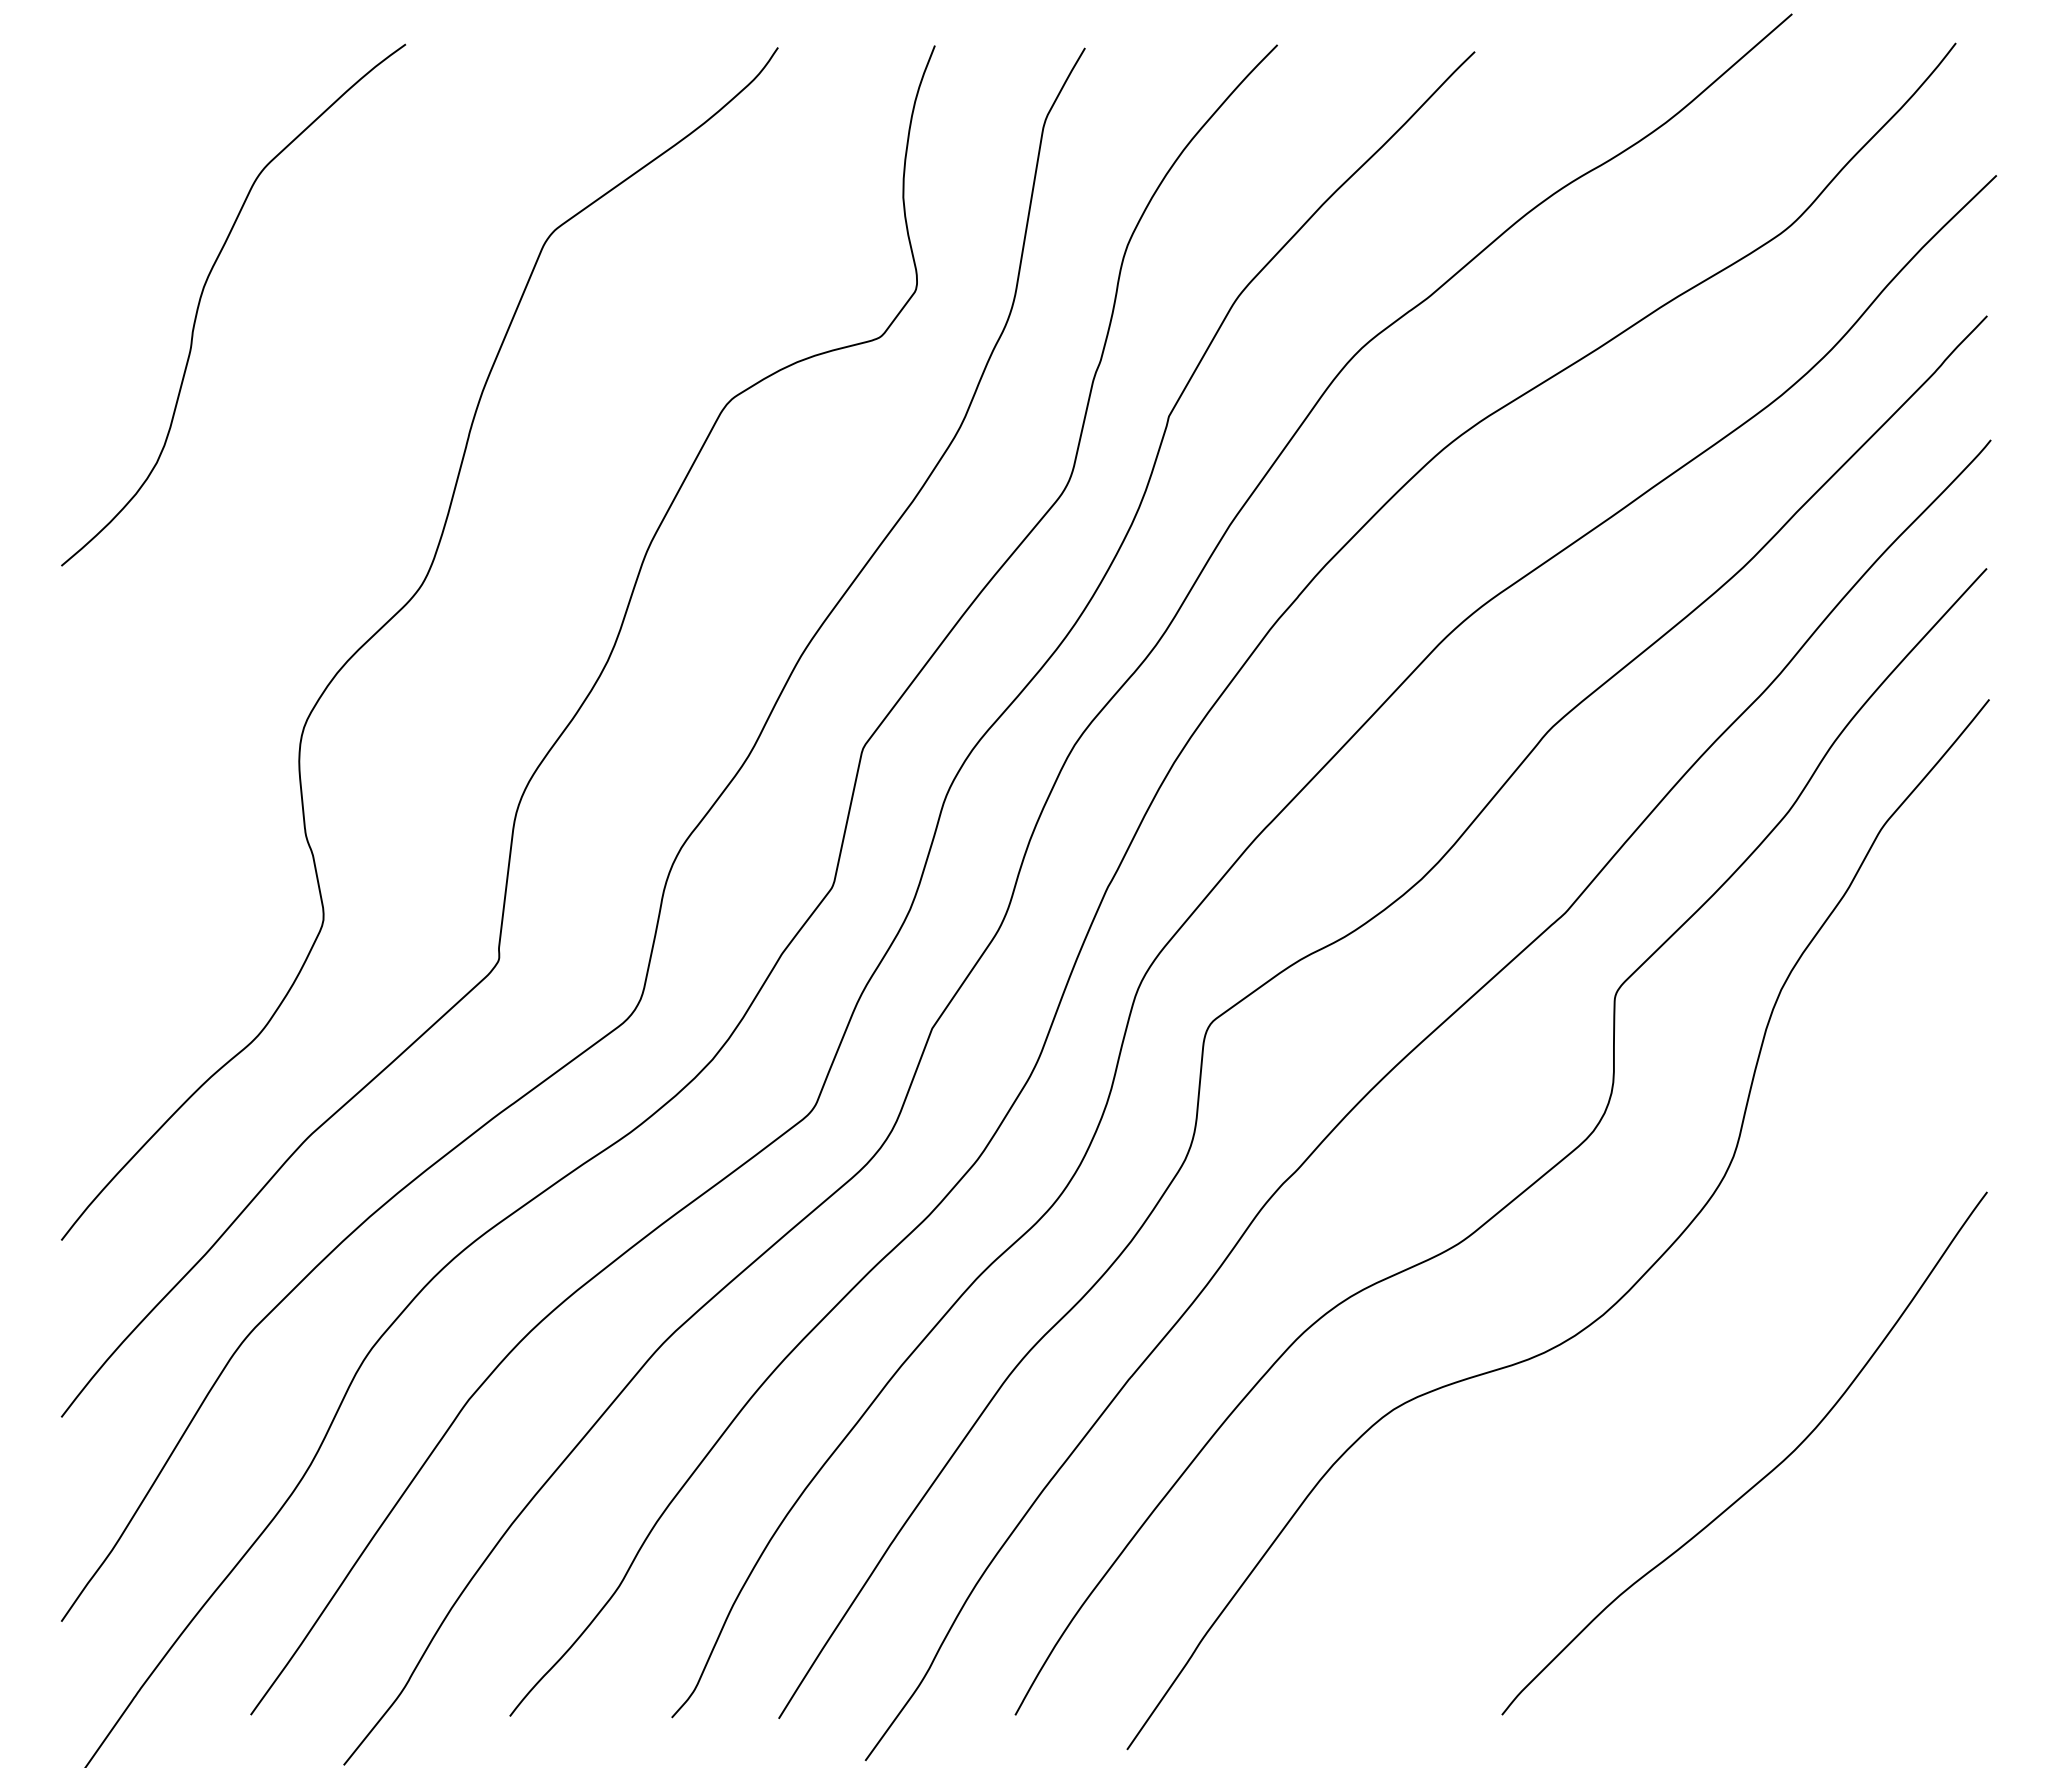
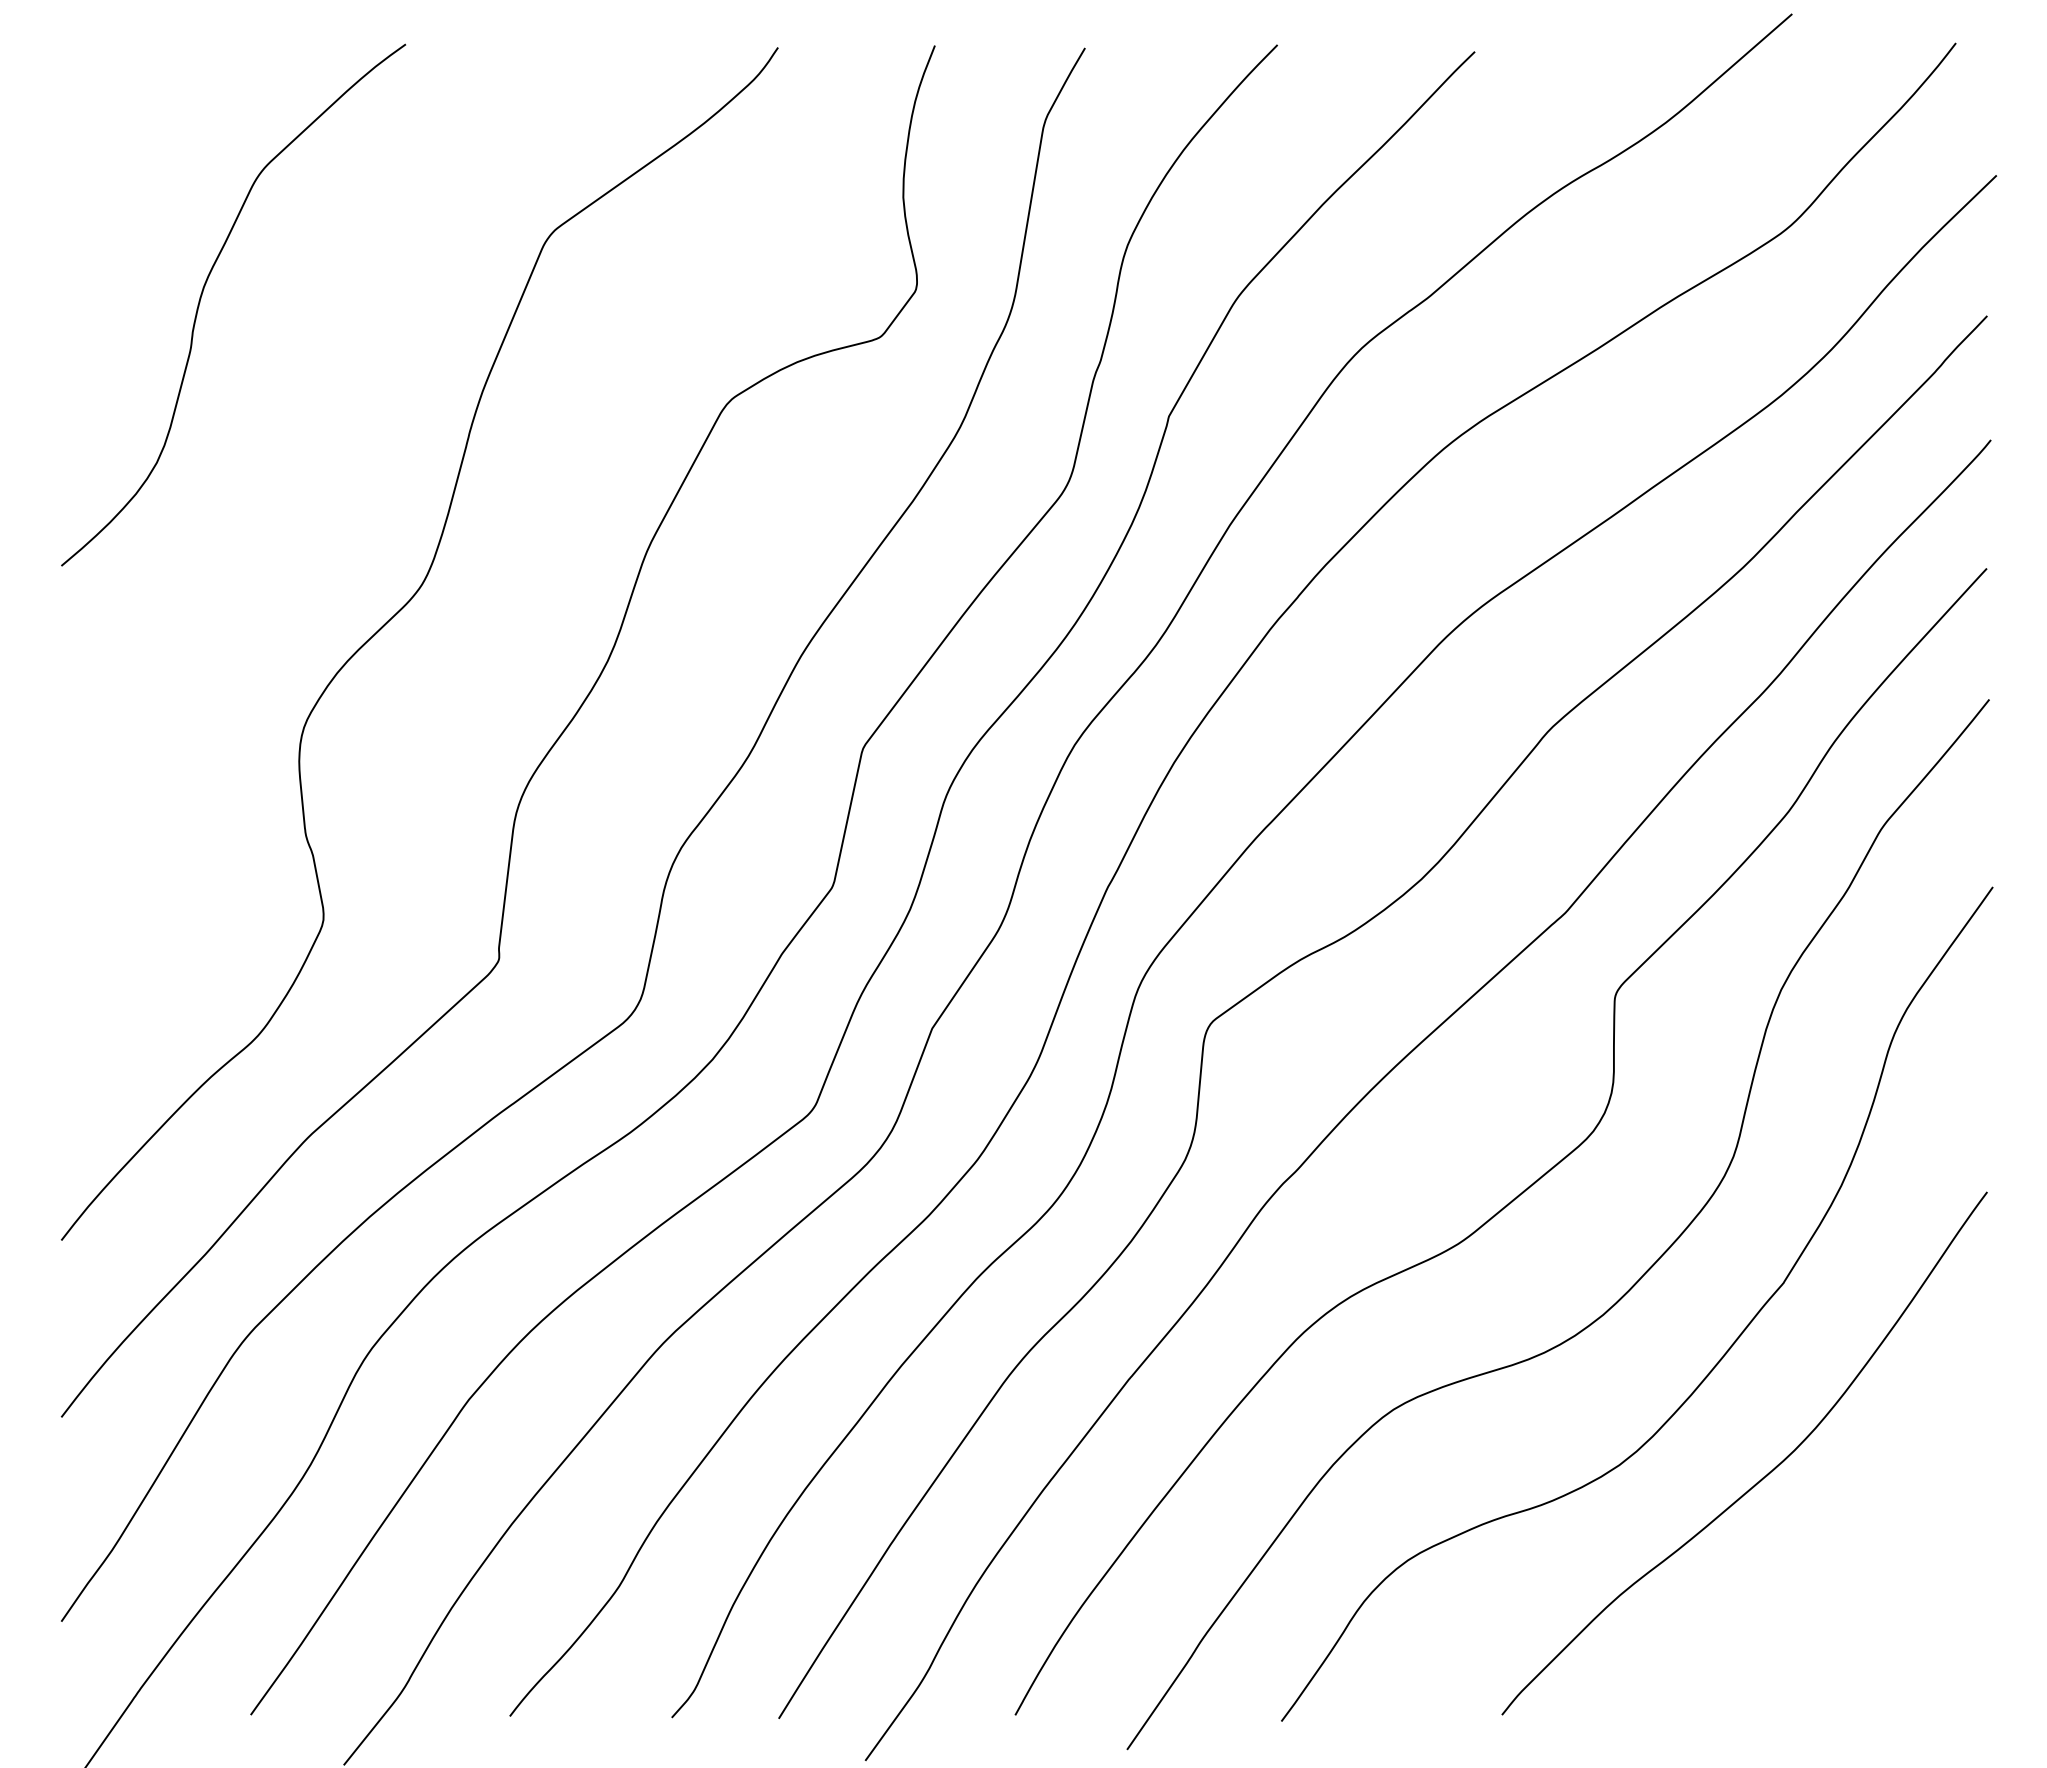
curve: none -> present (1713, 1366)
